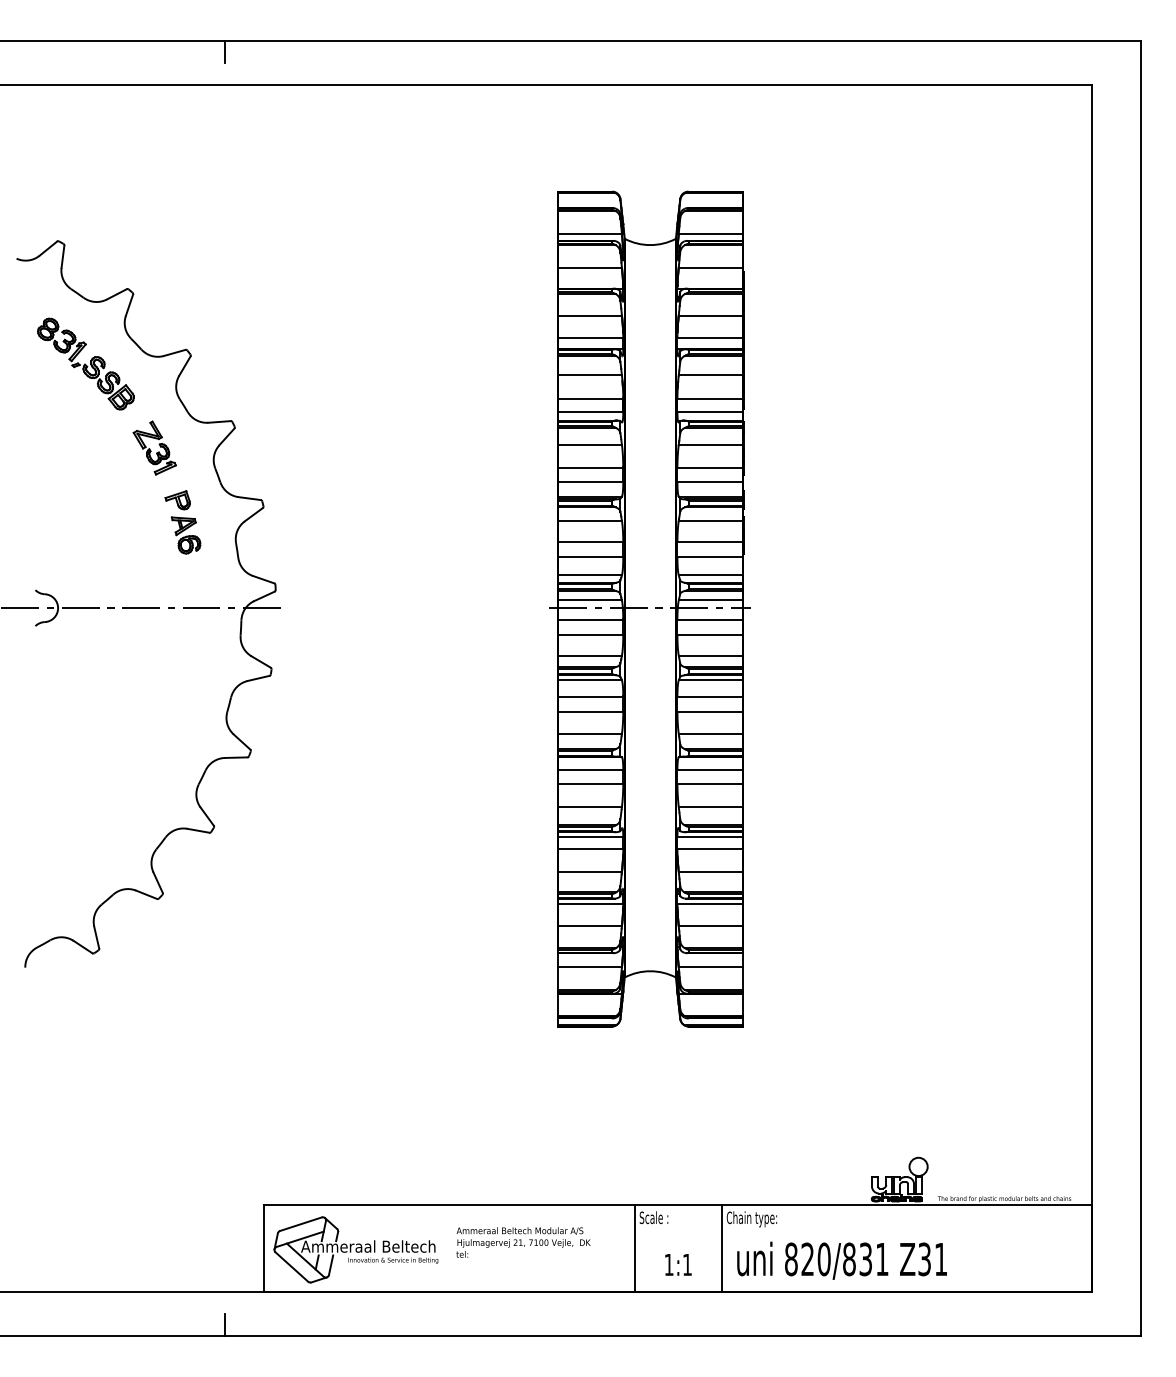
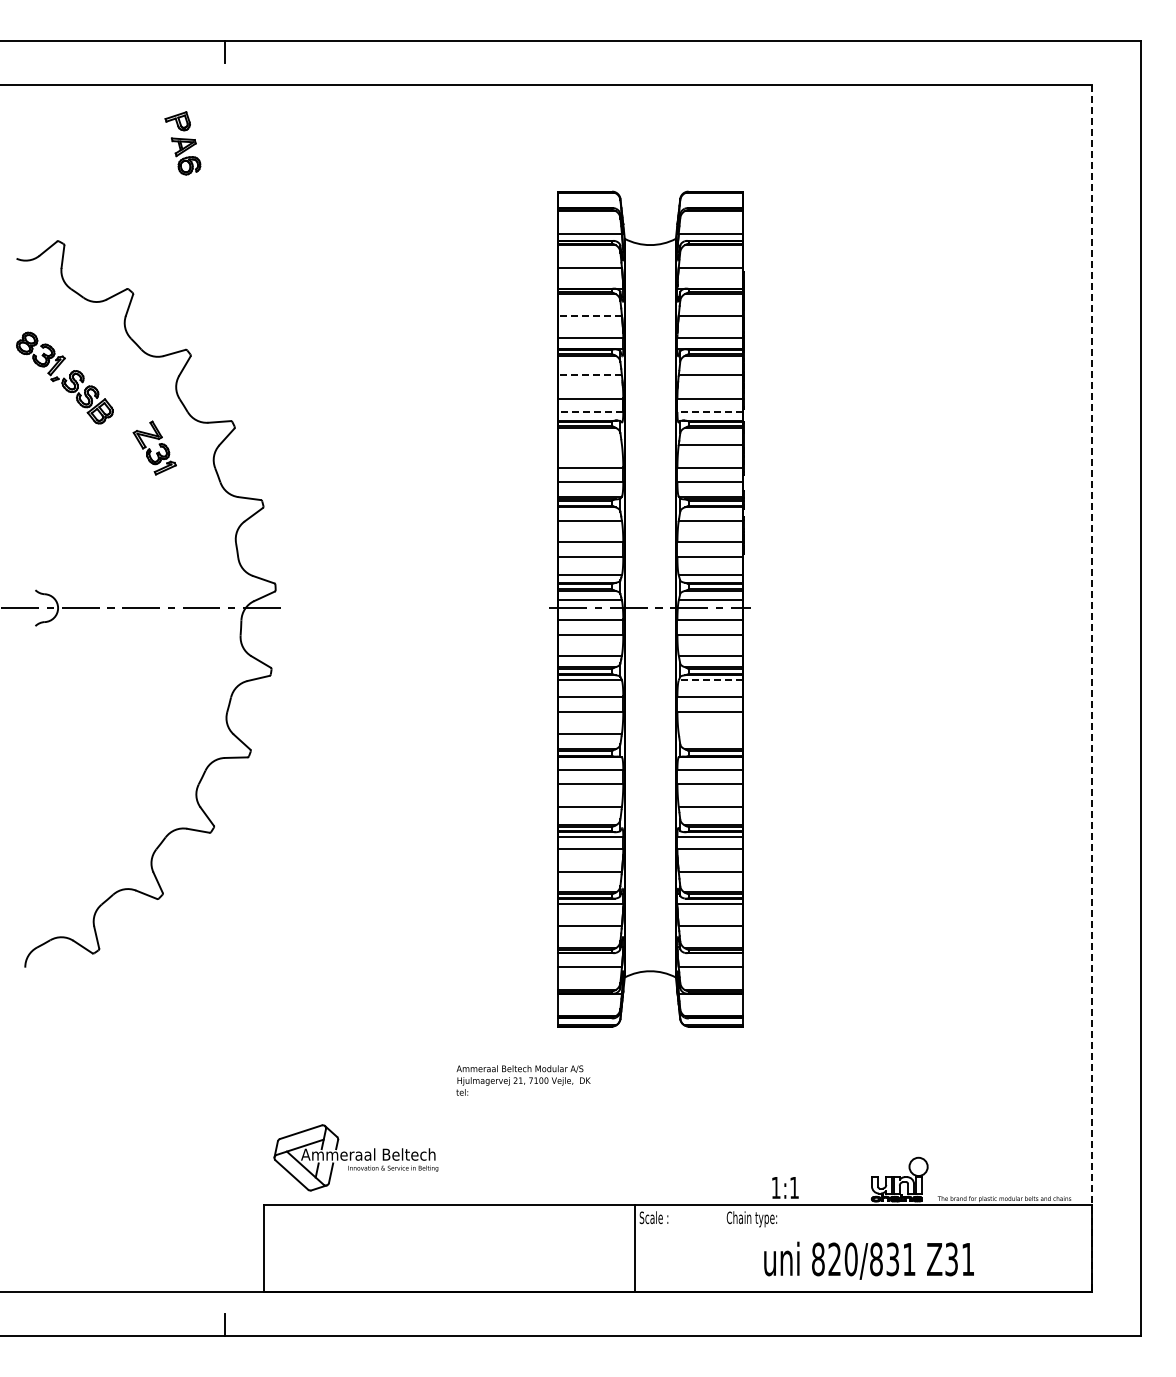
line: solid -> dashed (590, 315)
part position: (85, 363) -> (64, 377) (64, 377)
line: solid -> dashed (590, 375)
line: solid -> dashed (590, 411)
line: solid -> dashed (709, 411)
line: present -> none (589, 444)
part position: (182, 522) -> (182, 143) (182, 143)
line: solid -> dashed (710, 680)
line: solid -> dashed (1092, 688)
line: present -> none (710, 733)
text position: (523, 1242) -> (523, 1080) (523, 1080)
line: present -> none (721, 1248)
part position: (355, 1249) -> (355, 1157) (355, 1157)
text position: (841, 1260) -> (868, 1260) (868, 1260)
text position: (678, 1264) -> (785, 1187) (785, 1187)
